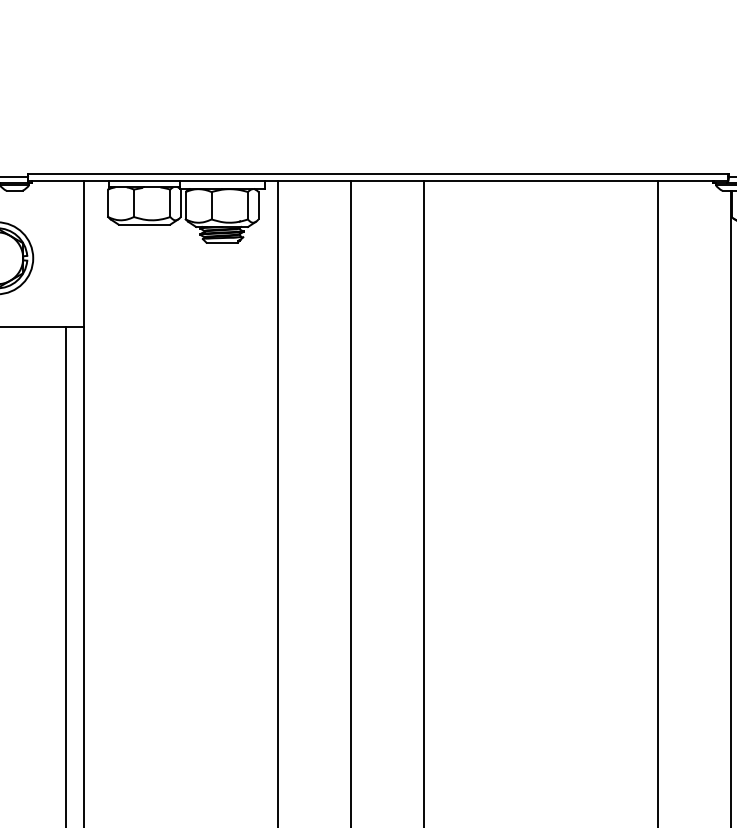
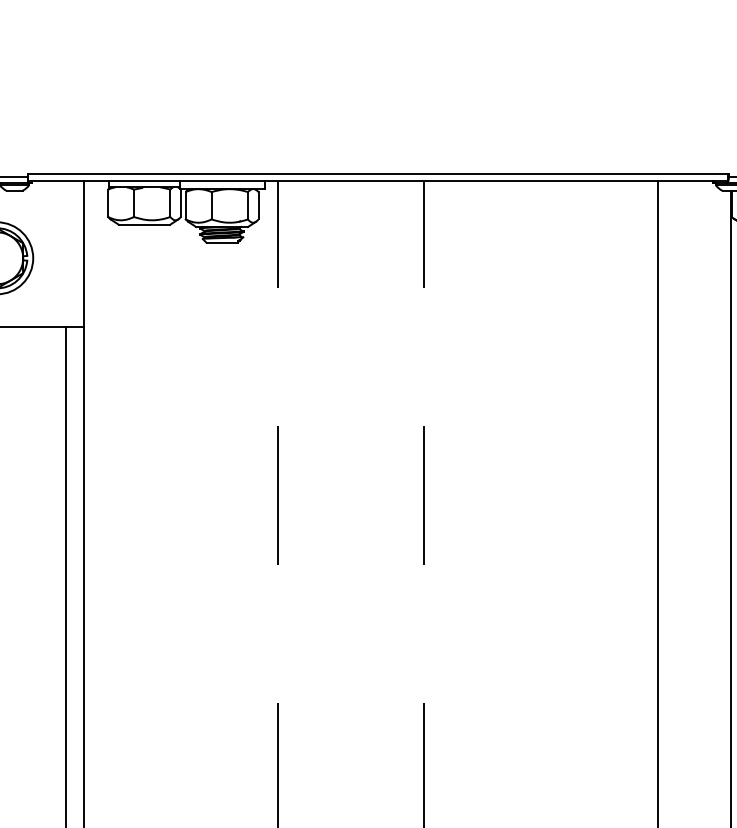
line: present -> none (350, 502)
line: solid -> dashed (277, 503)
line: solid -> dashed (424, 503)
